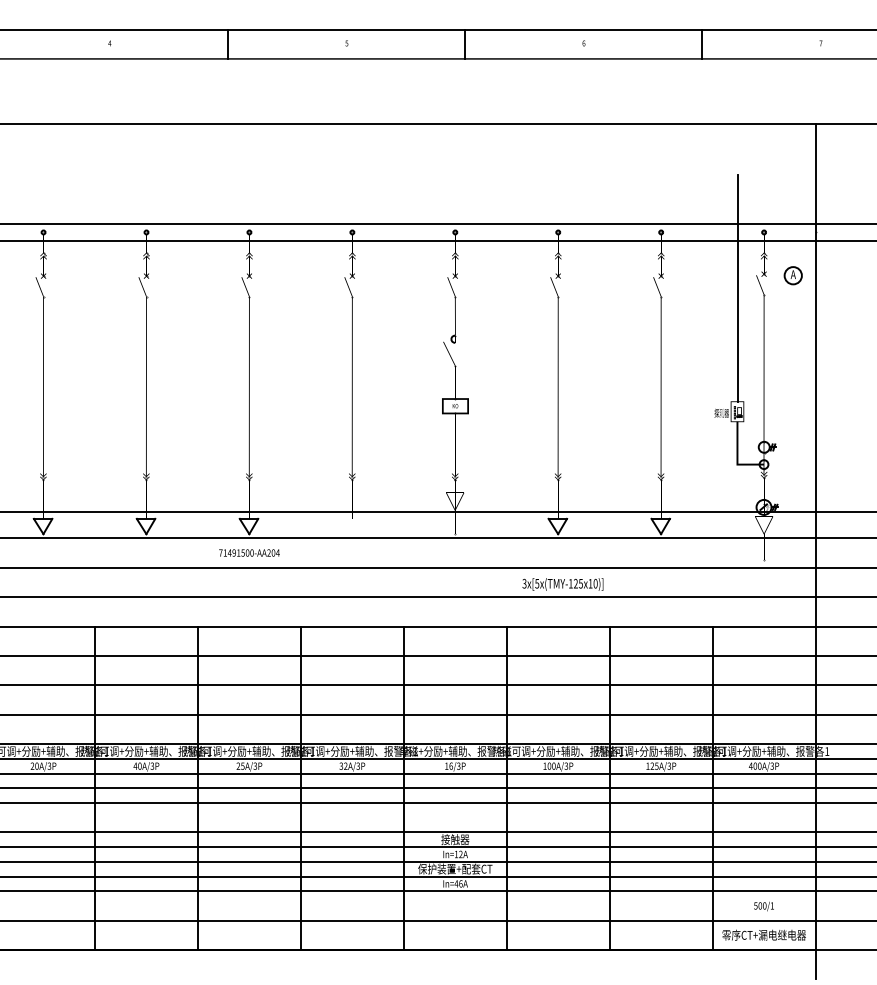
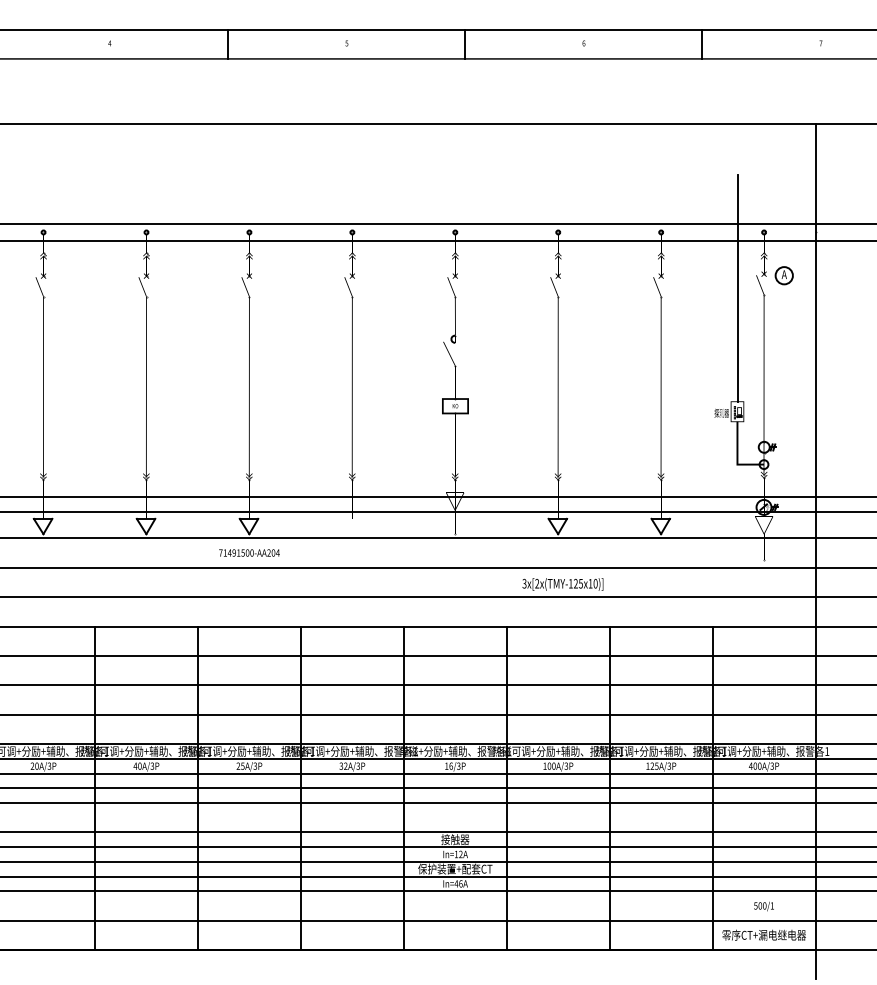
part position: (792, 275) -> (783, 275) (783, 275)
line: none -> present (437, 497)
text: 3x[5x(TMY-125x10)] -> 3x[2x(TMY-125x10)] (537, 583)
